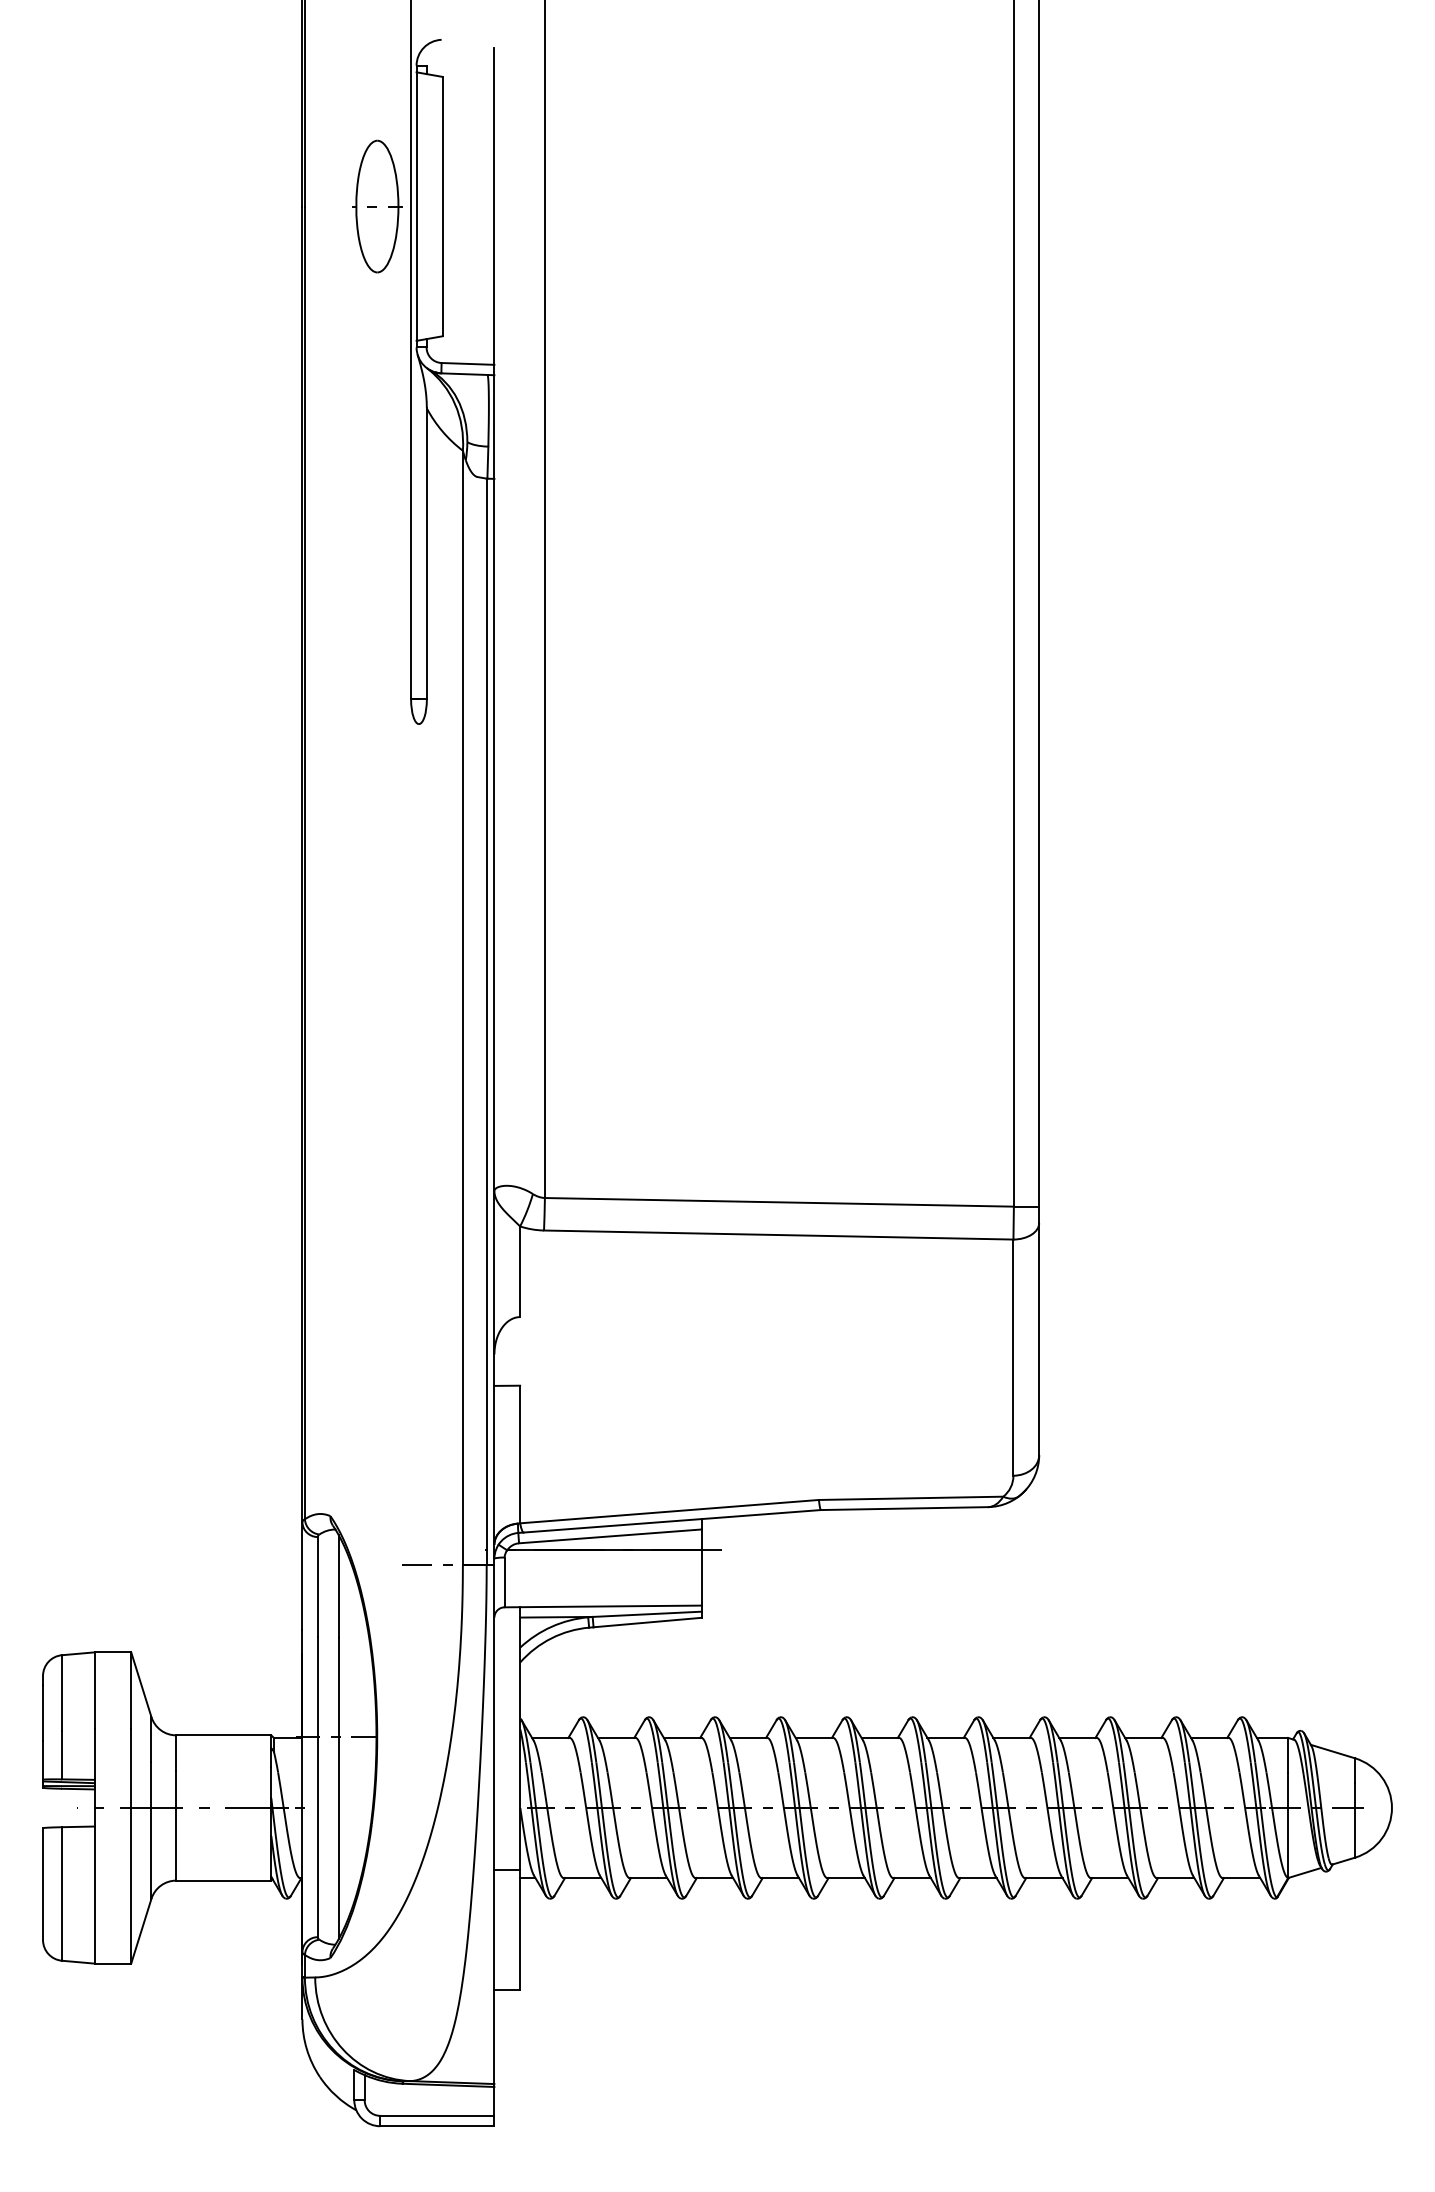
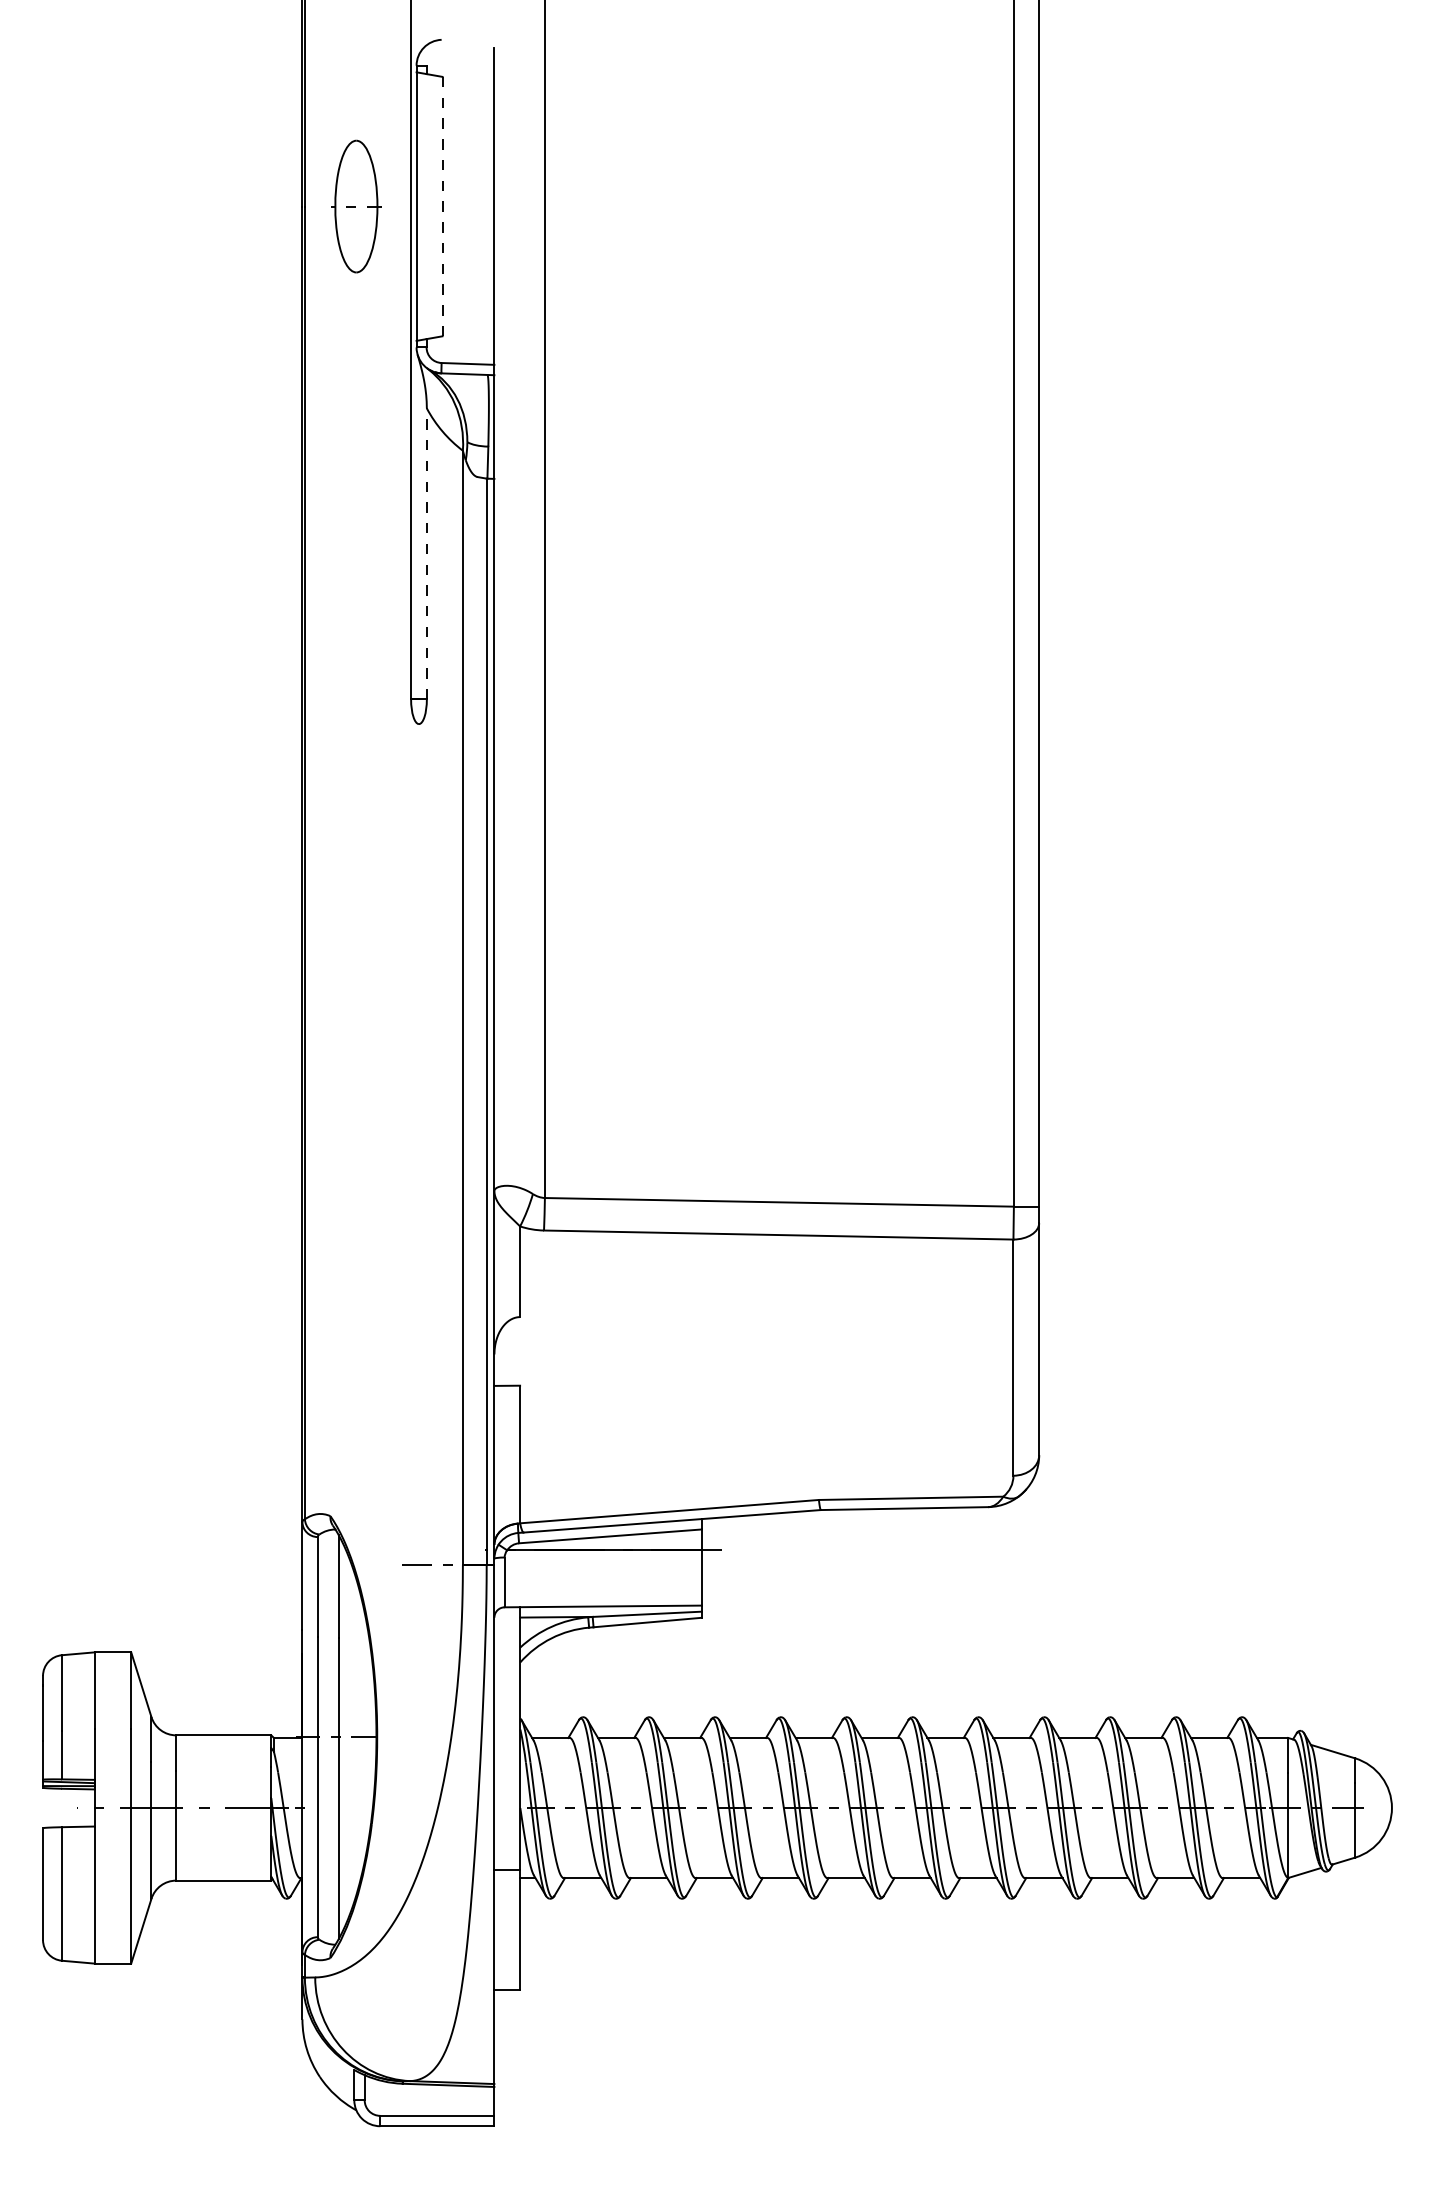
part position: (377, 206) -> (356, 206) (356, 206)
line: solid -> dashed (442, 206)
line: solid -> dashed (426, 553)
